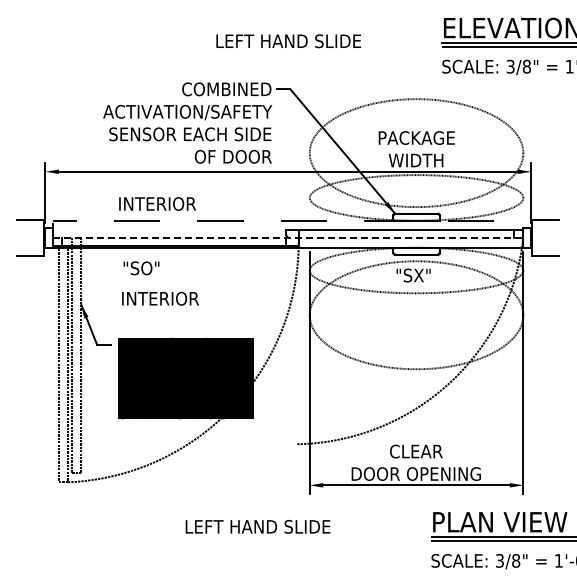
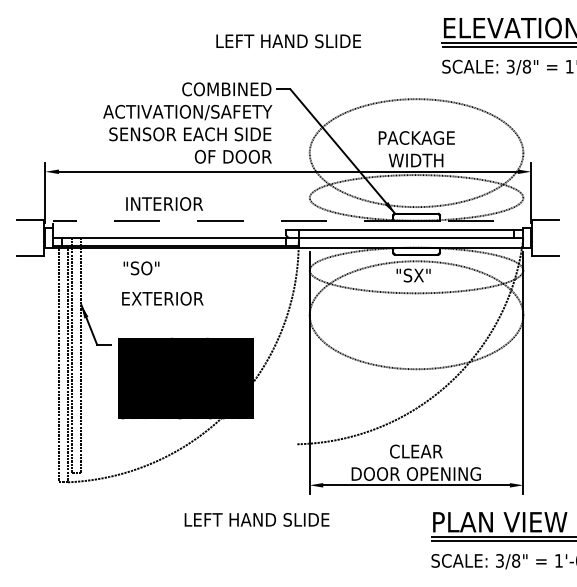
text position: (157, 203) -> (164, 203) (164, 203)
line: dashed -> solid (288, 237)
text: INTERIOR -> EXTERIOR (163, 298)
text position: (257, 526) -> (256, 519) (256, 519)
